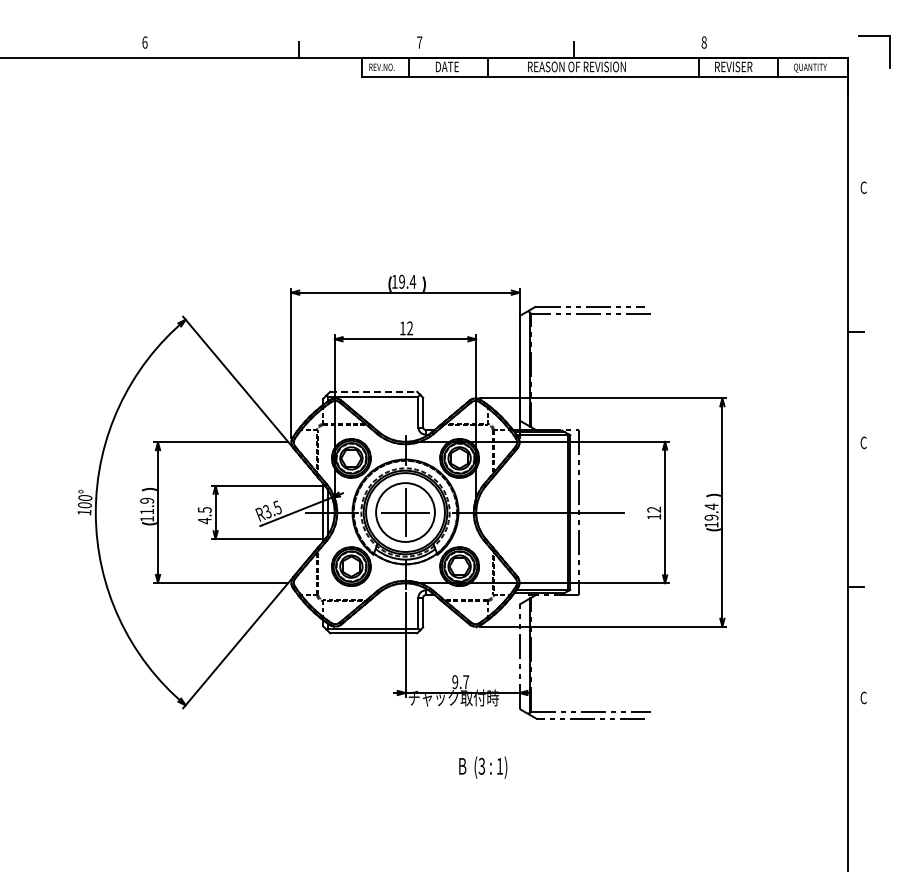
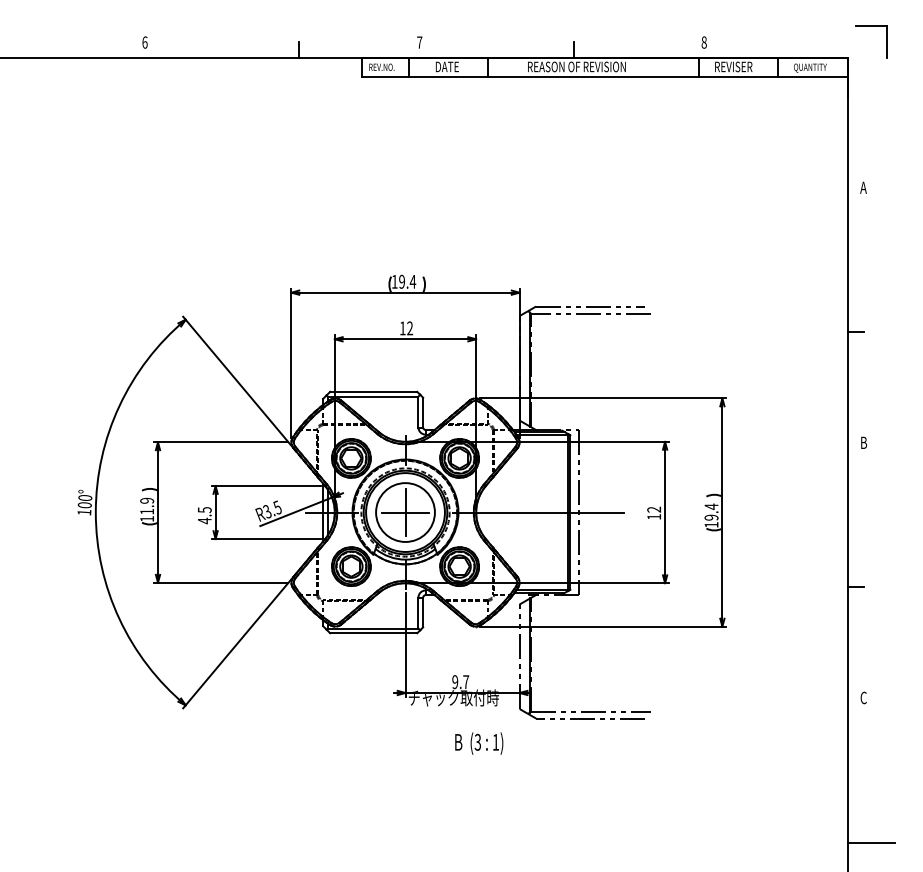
part position: (874, 36) -> (871, 26) (871, 26)
text: C -> A (863, 187)
line: dashed -> solid (373, 391)
text: C -> B (863, 442)
text position: (483, 767) -> (479, 743) (479, 743)
line: none -> present (871, 842)
